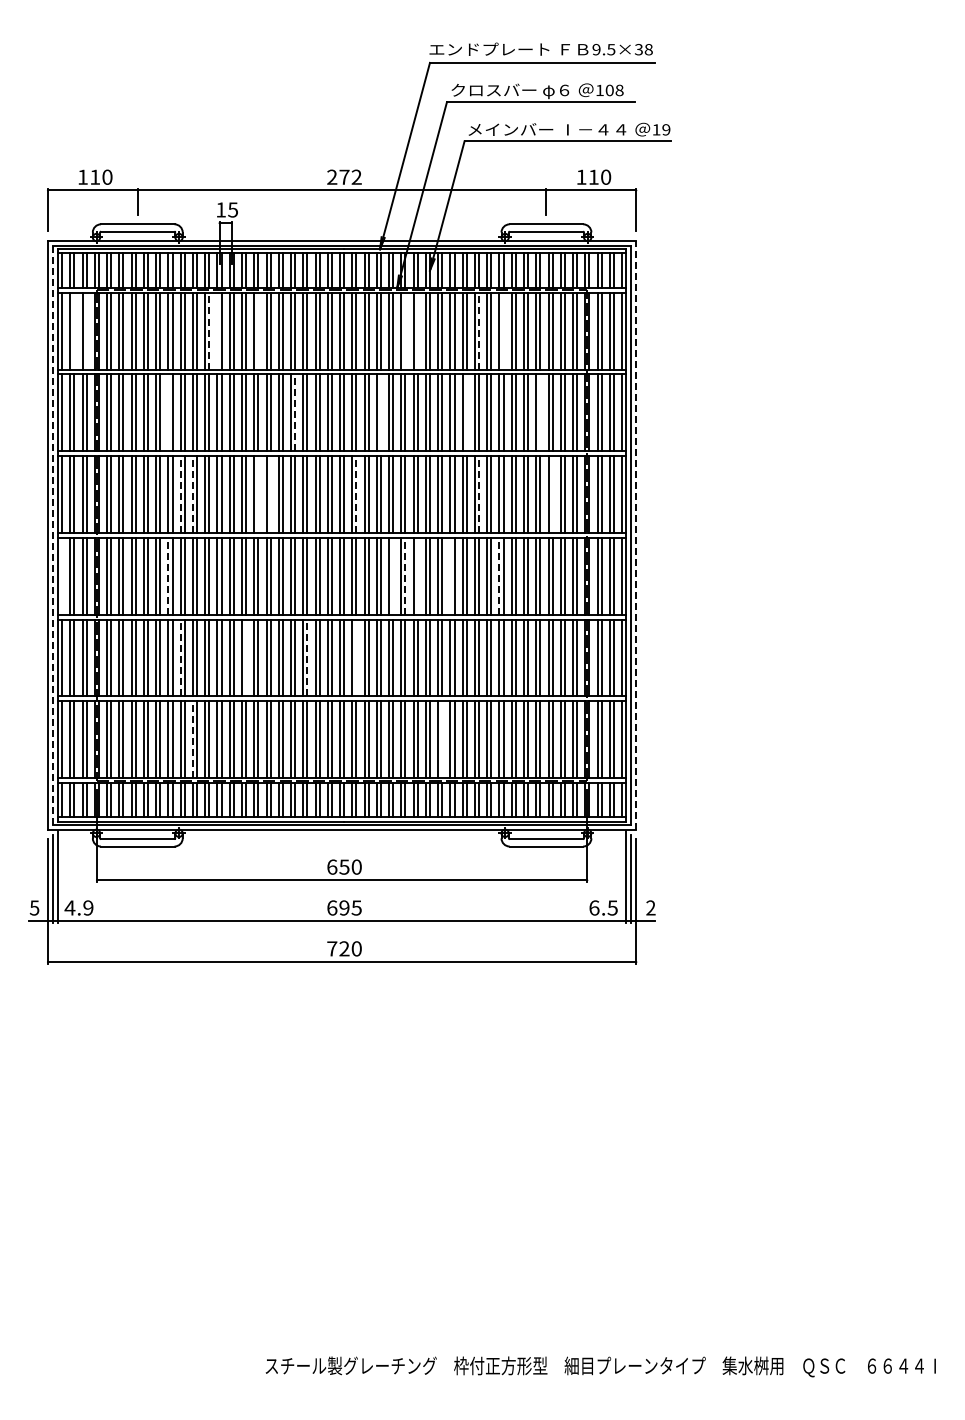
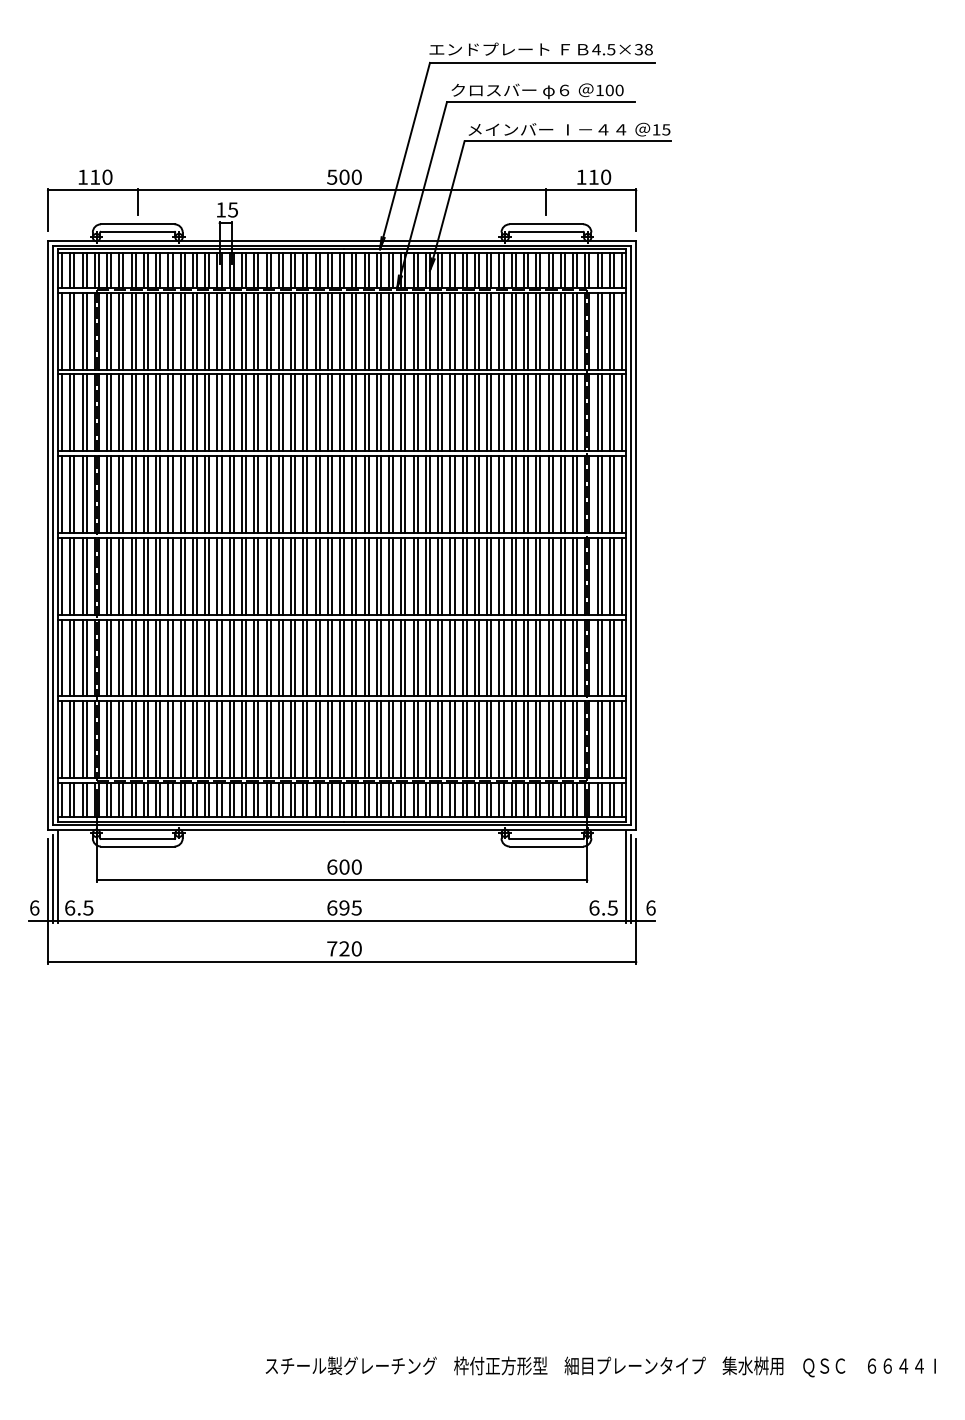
text: 9.5×38 -> 4.5×38 (596, 49)
text: 108 -> 100 (619, 90)
text: 19 -> 15 (666, 129)
text: 272 -> 500 (344, 176)
line: none -> present (74, 330)
line: none -> present (86, 330)
line: dashed -> solid (209, 330)
line: none -> present (217, 330)
line: none -> present (258, 330)
line: none -> present (405, 330)
line: none -> present (417, 330)
line: dashed -> solid (479, 330)
line: none -> present (503, 330)
line: none -> present (168, 412)
line: dashed -> solid (295, 412)
line: none -> present (380, 412)
line: none -> present (466, 412)
line: none -> present (540, 412)
line: dashed -> solid (180, 494)
line: dashed -> solid (192, 494)
line: none -> present (258, 494)
line: none -> present (270, 494)
line: dashed -> solid (356, 494)
line: dashed -> solid (479, 494)
line: none -> present (552, 494)
line: dashed -> solid (636, 534)
line: dashed -> solid (52, 535)
line: none -> present (62, 575)
line: dashed -> solid (168, 575)
line: none -> present (393, 575)
line: dashed -> solid (405, 575)
line: none -> present (417, 575)
line: none -> present (450, 575)
line: dashed -> solid (499, 575)
line: dashed -> solid (180, 657)
line: none -> present (246, 657)
line: dashed -> solid (307, 657)
line: none -> present (356, 657)
line: dashed -> solid (192, 739)
line: none -> present (442, 739)
text: 650 -> 600 (344, 866)
text: 5 -> 6 (34, 907)
text: 4.9 -> 6.5 (78, 907)
text: 2 -> 6 (650, 907)
